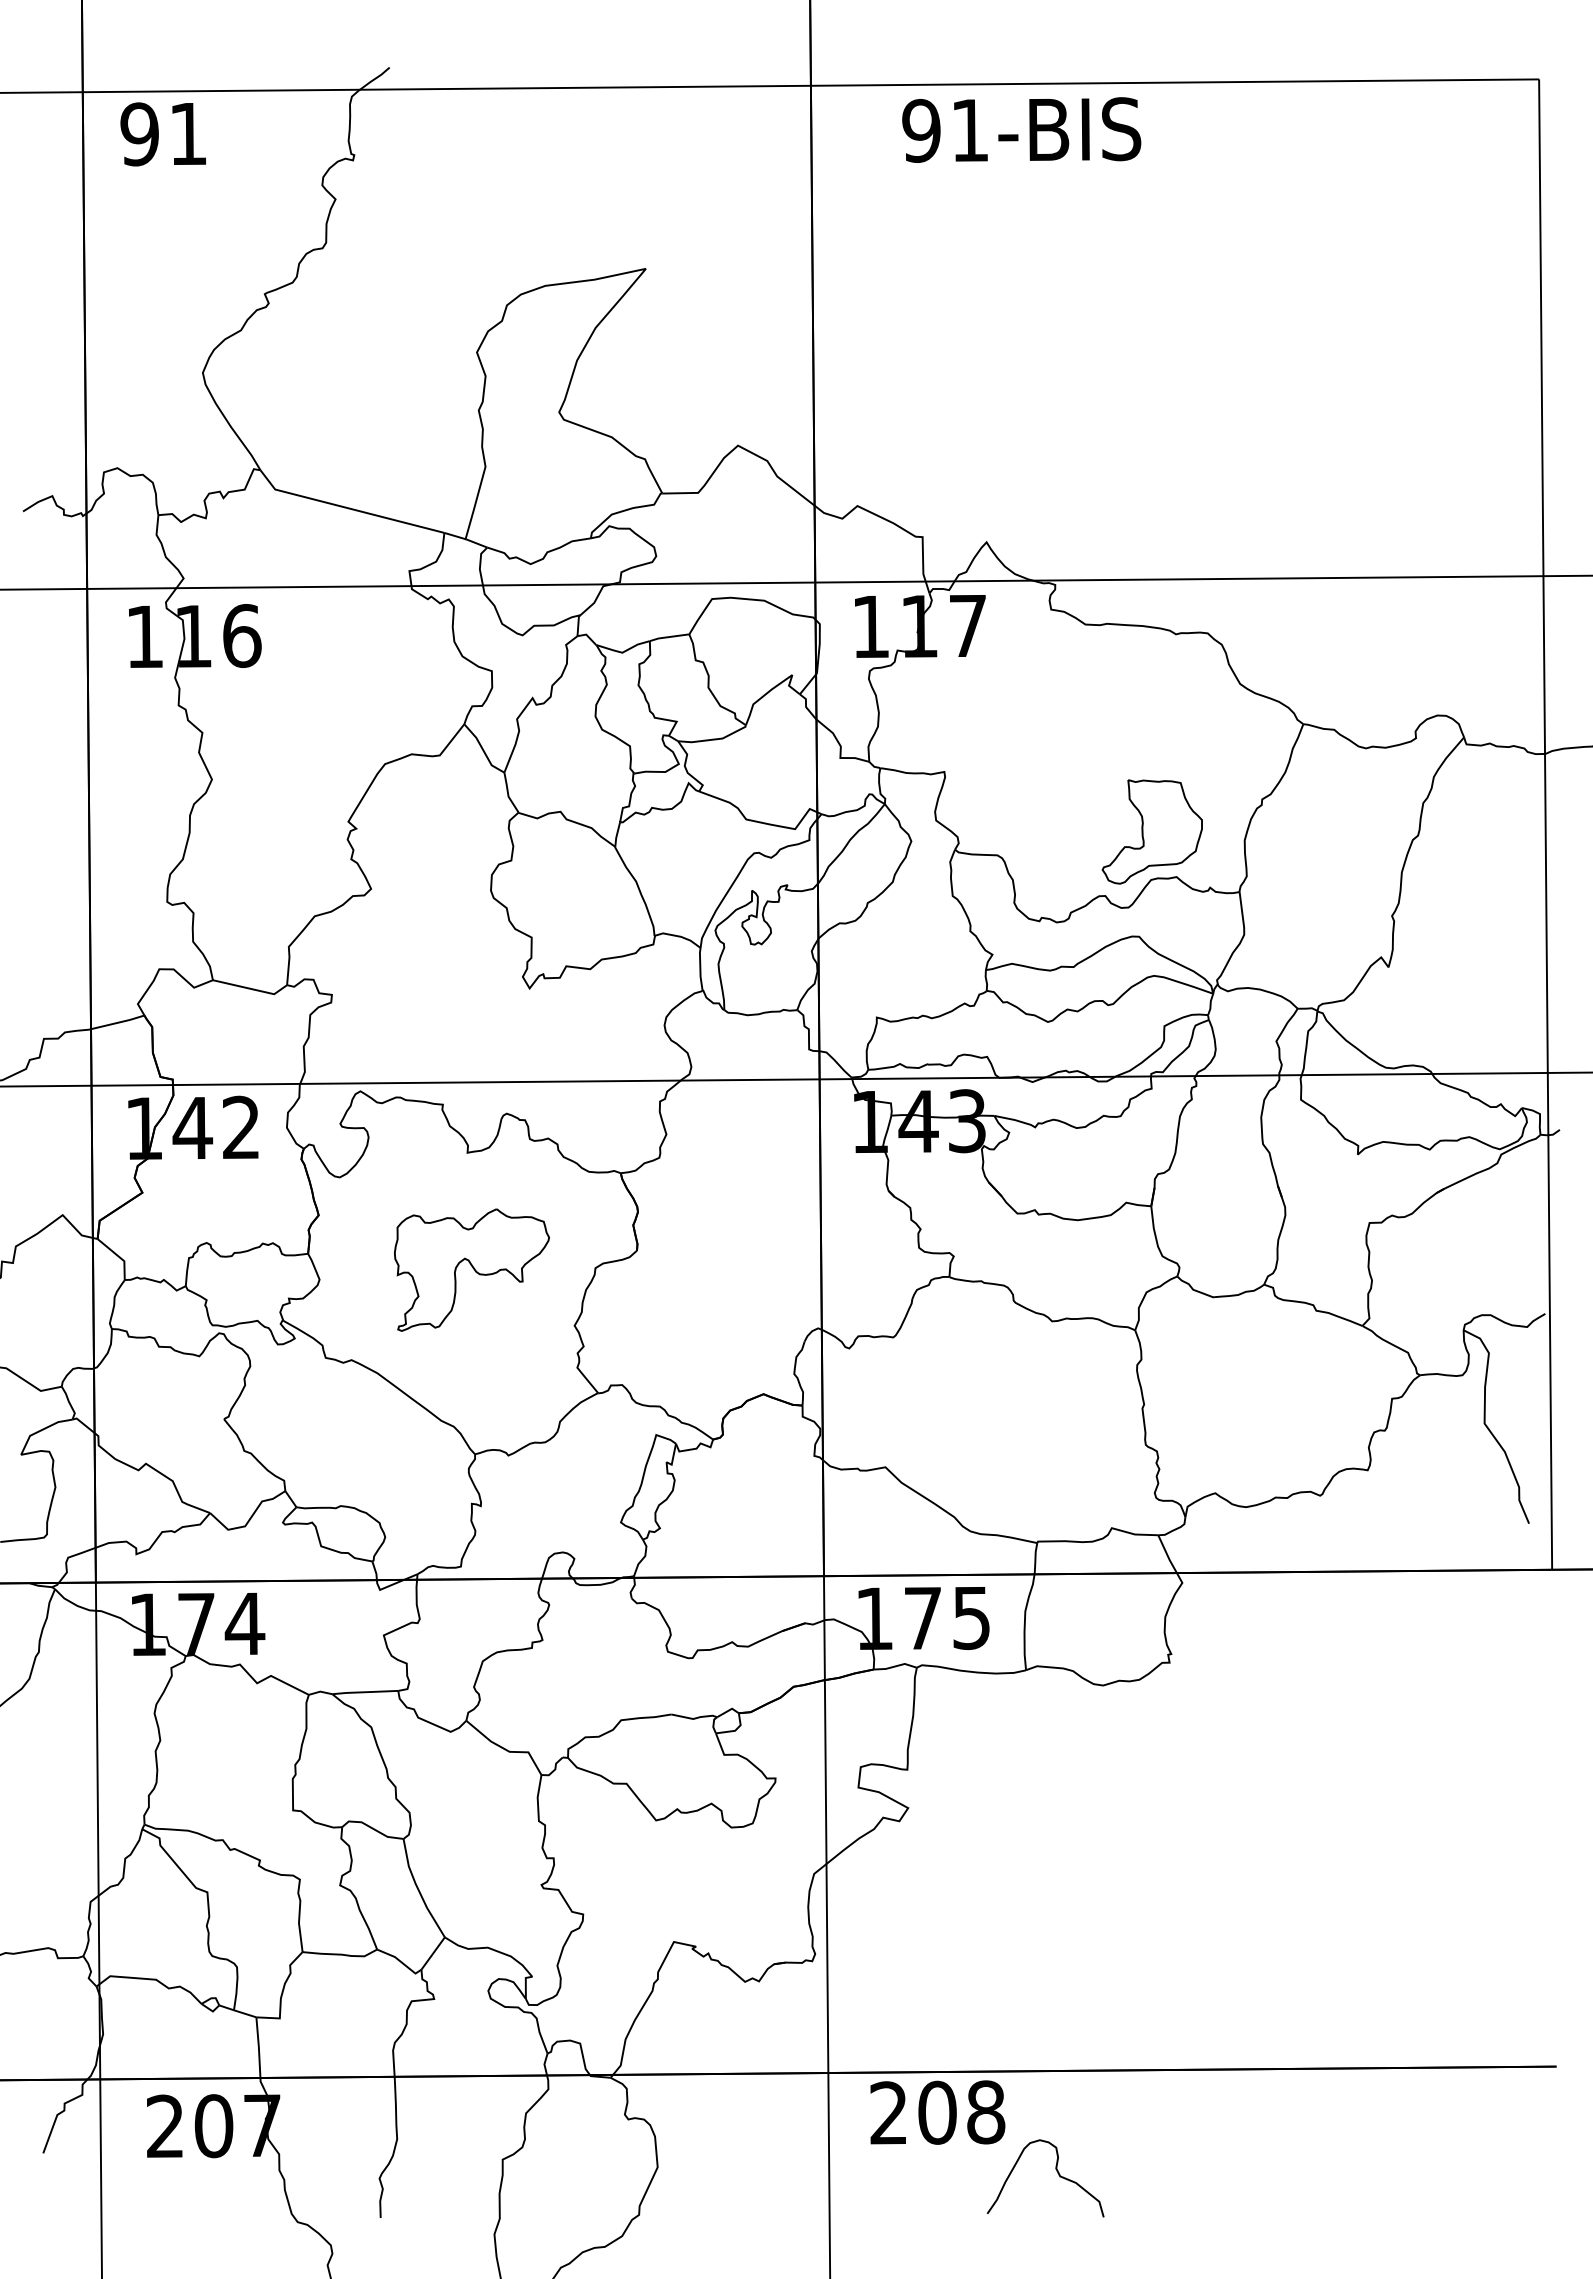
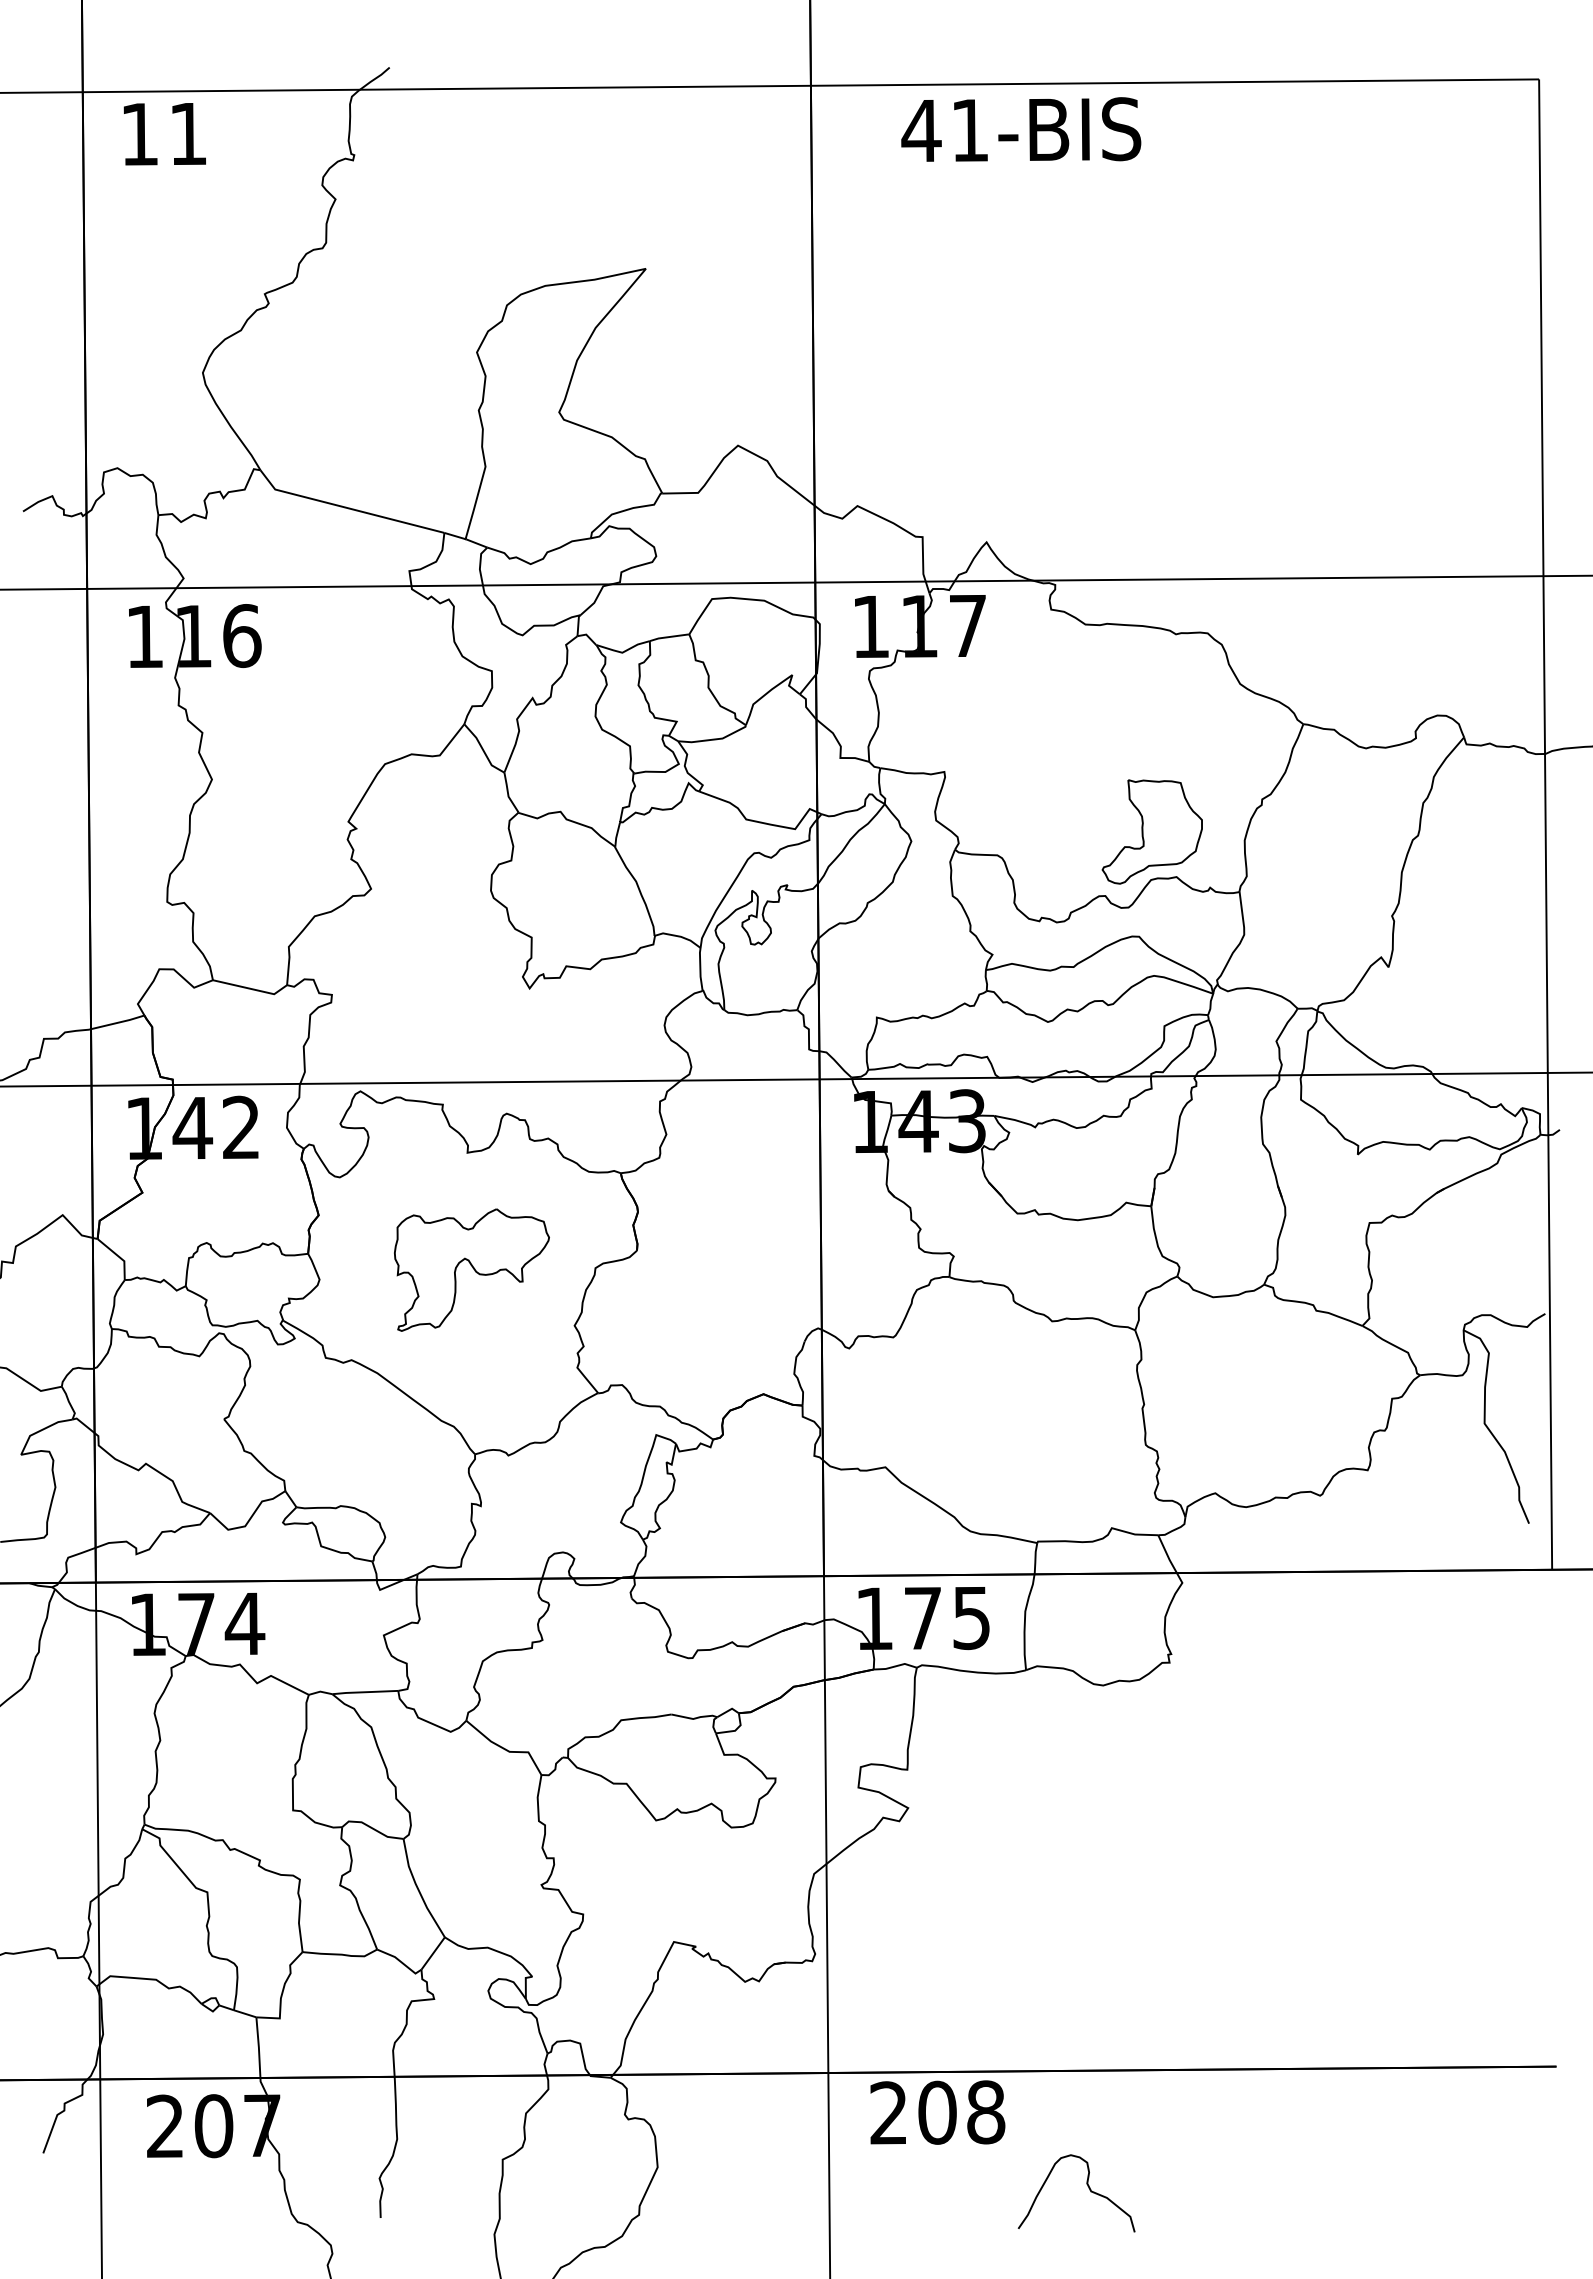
text: 91-BIS -> 41-BIS (921, 130)
text: 91 -> 11 (139, 134)
curve position: (1057, 2173) -> (1088, 2188) (1088, 2188)
